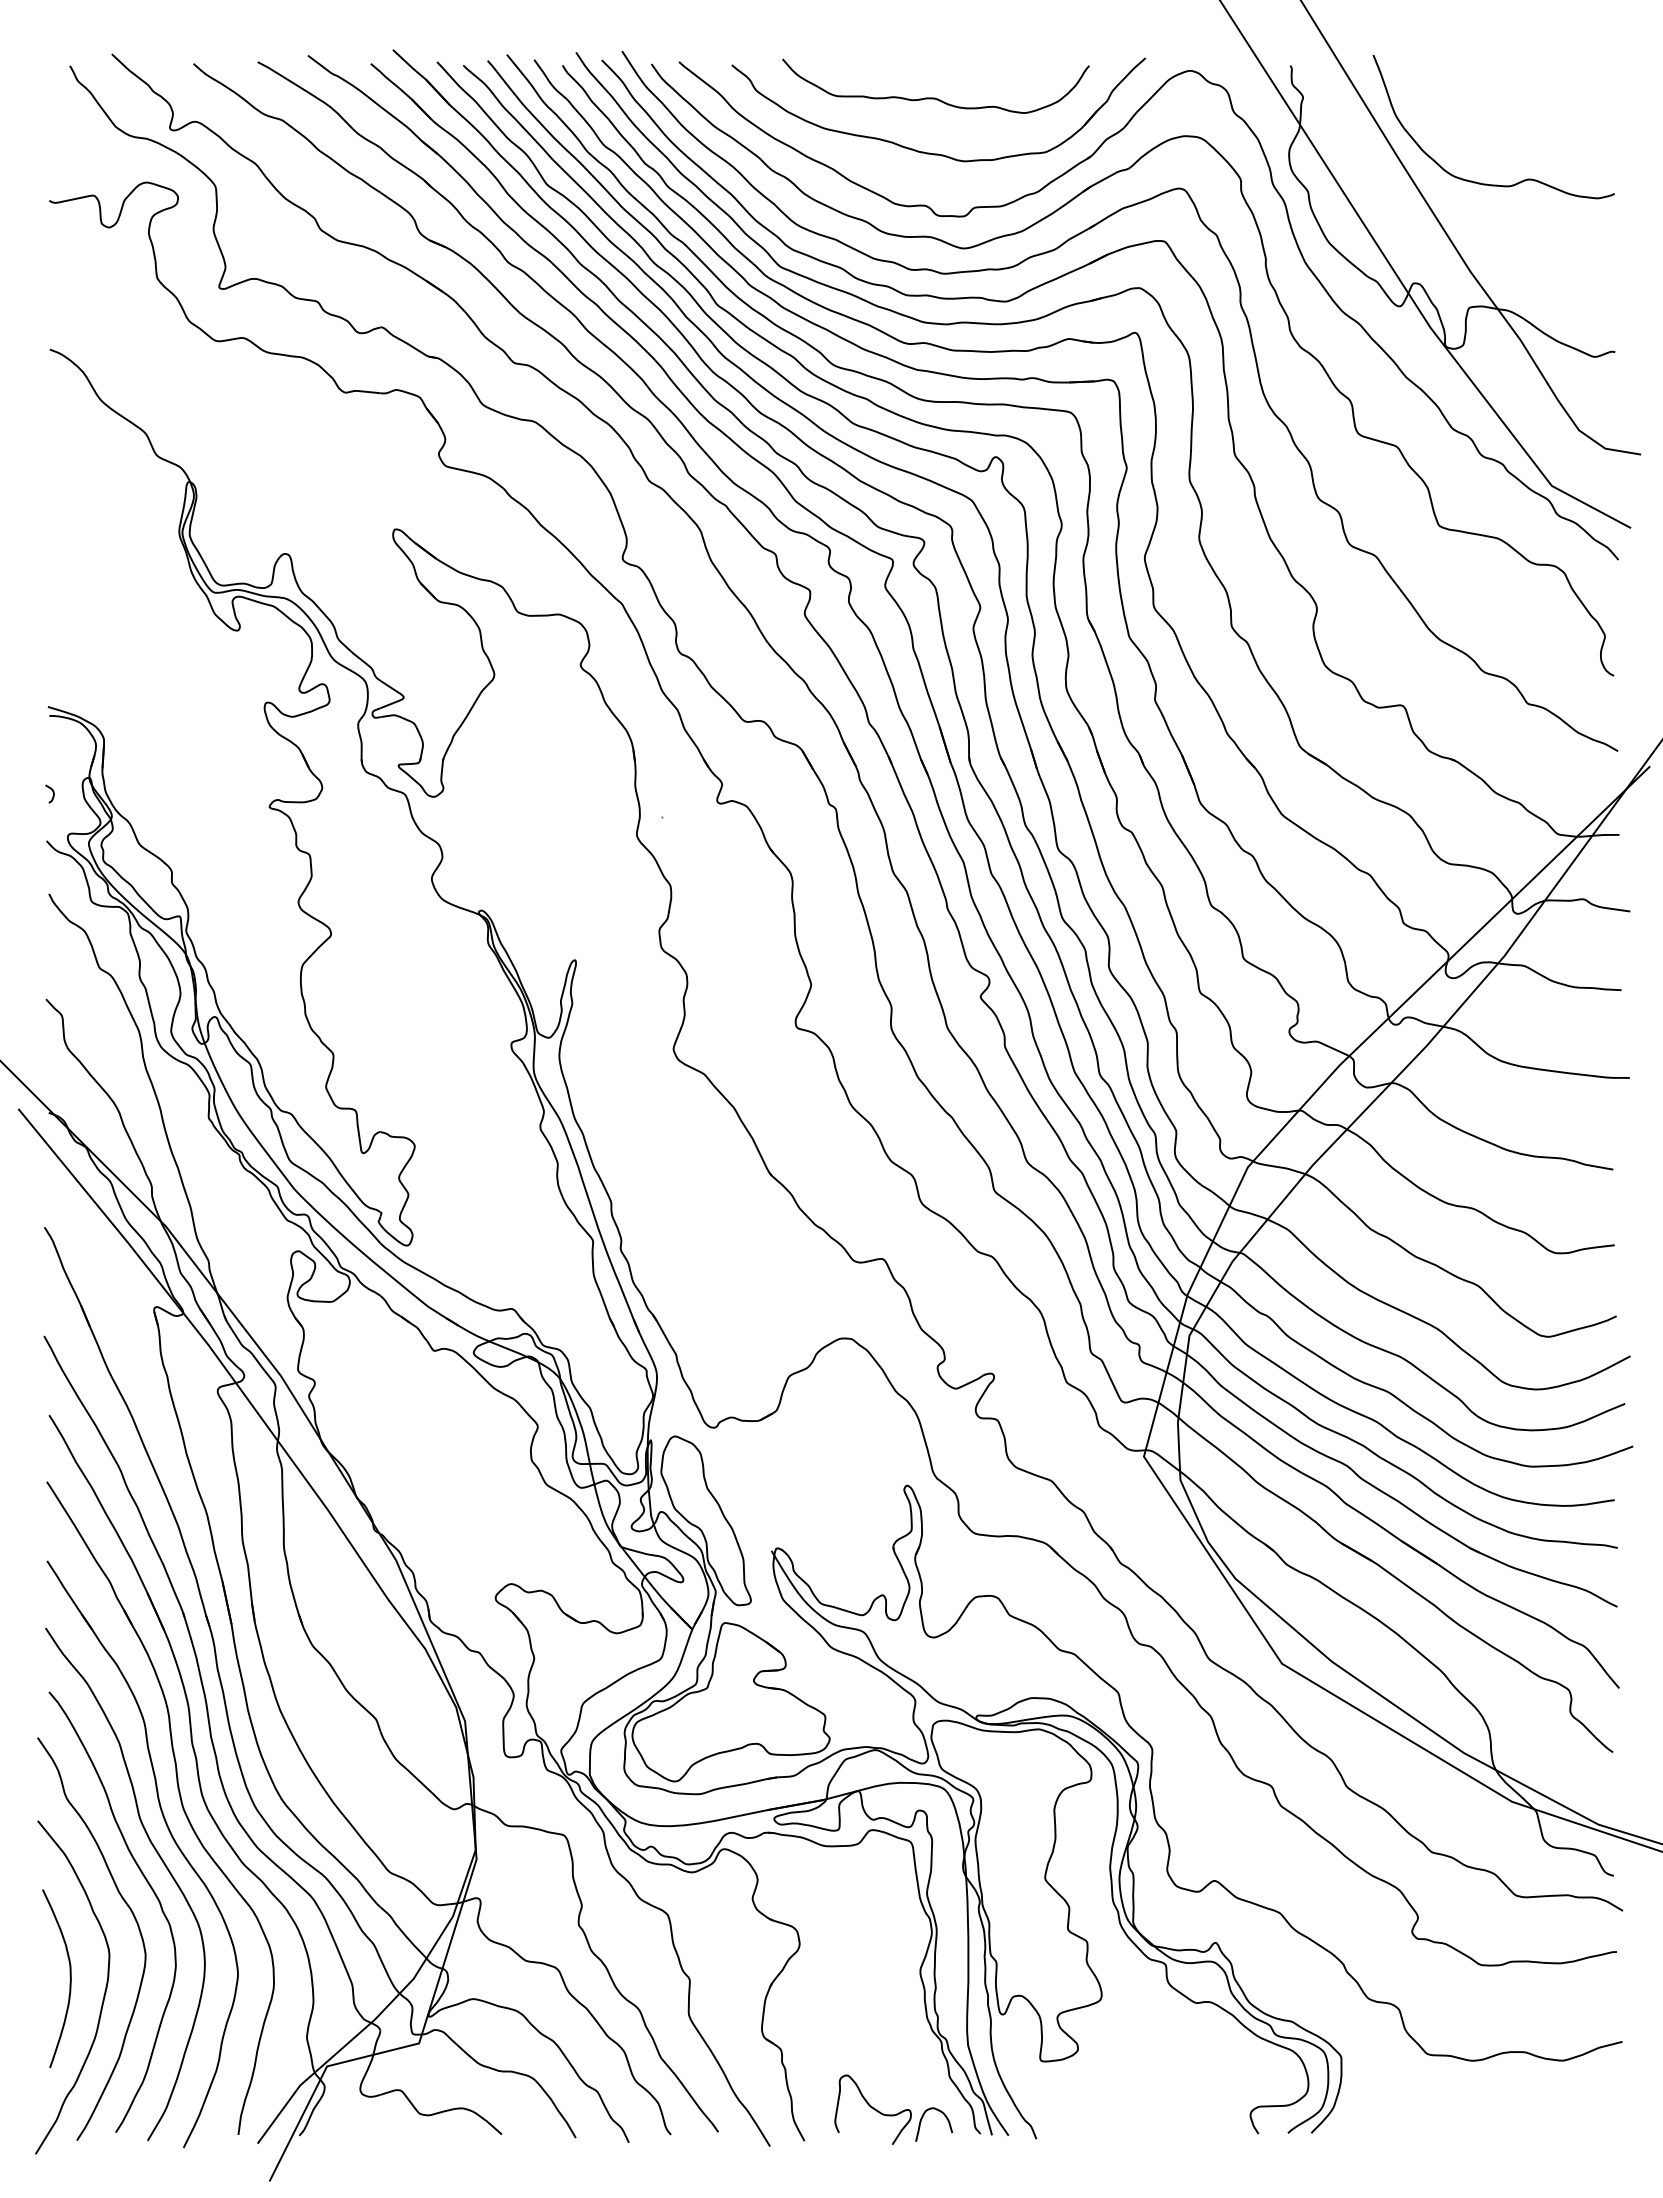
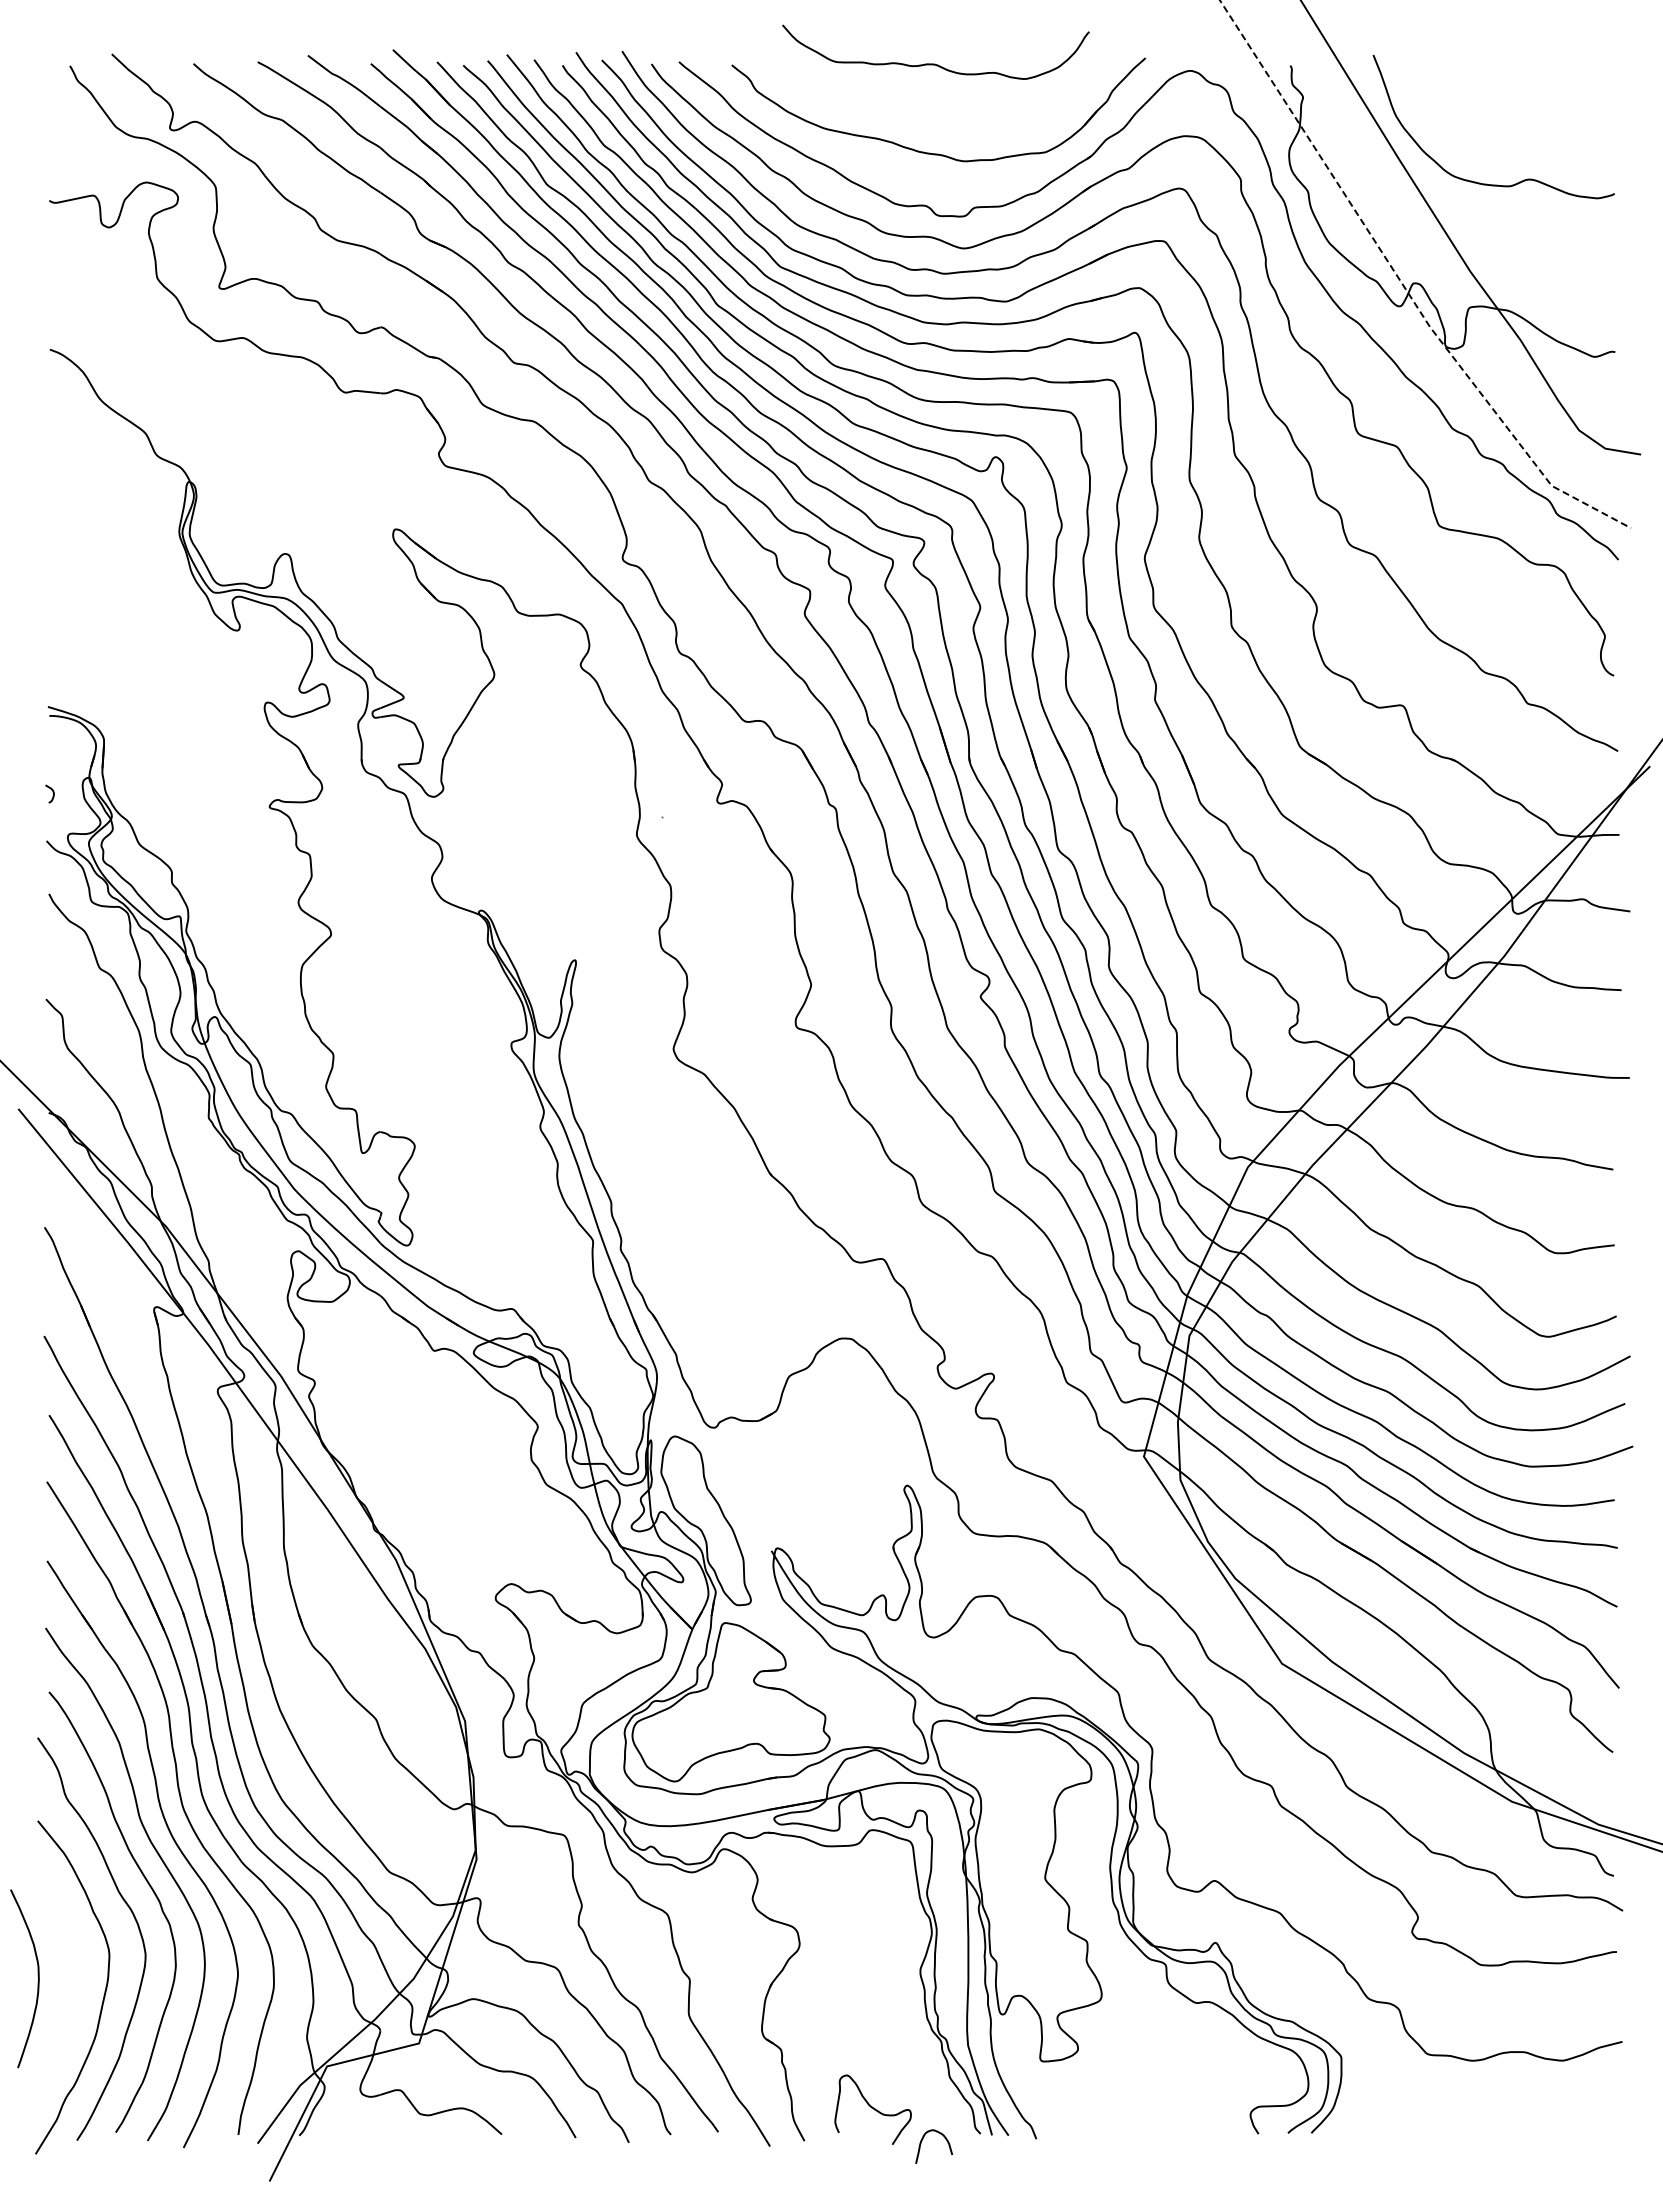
curve position: (935, 97) -> (935, 63) (935, 63)
line: solid -> dashed (1404, 287)
curve position: (69, 1976) -> (37, 1976) (37, 1976)
curve position: (944, 2116) -> (944, 2138) (944, 2138)
